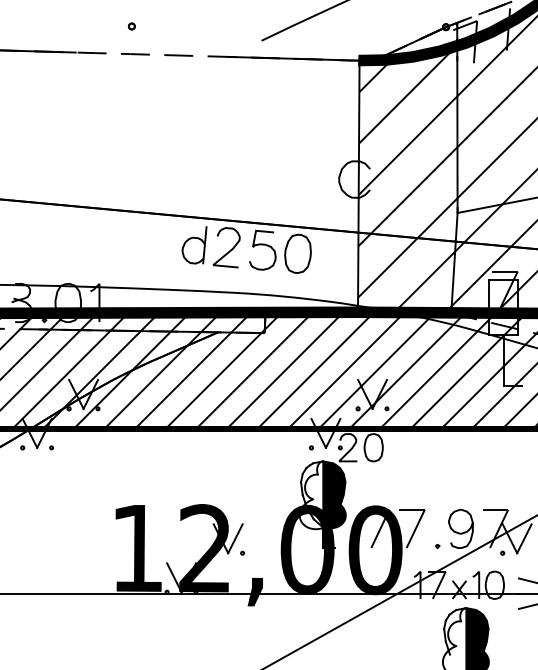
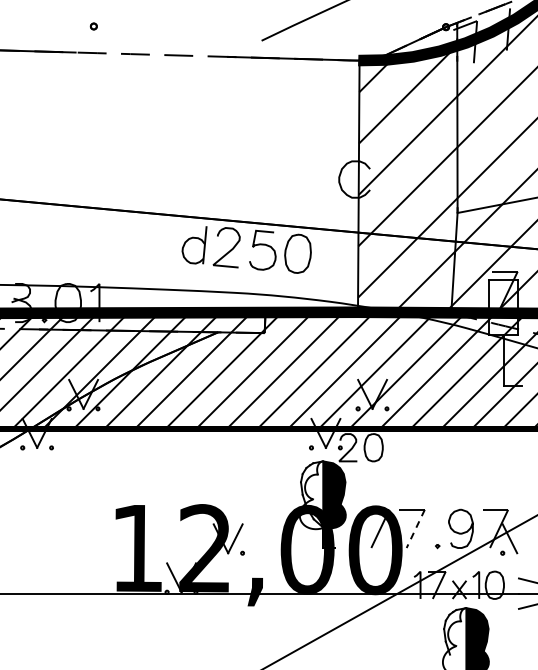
part position: (131, 26) -> (93, 26) (93, 26)
line: solid -> dashed (415, 529)
line: present -> none (524, 538)
